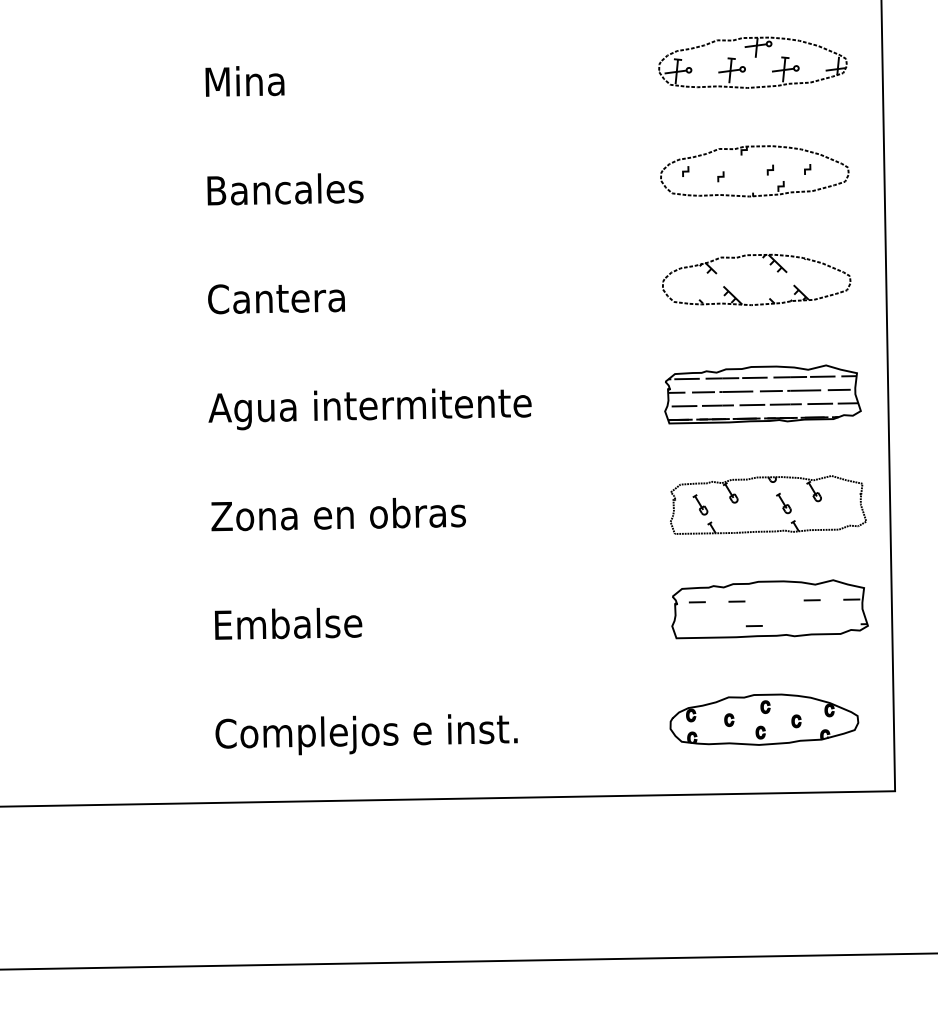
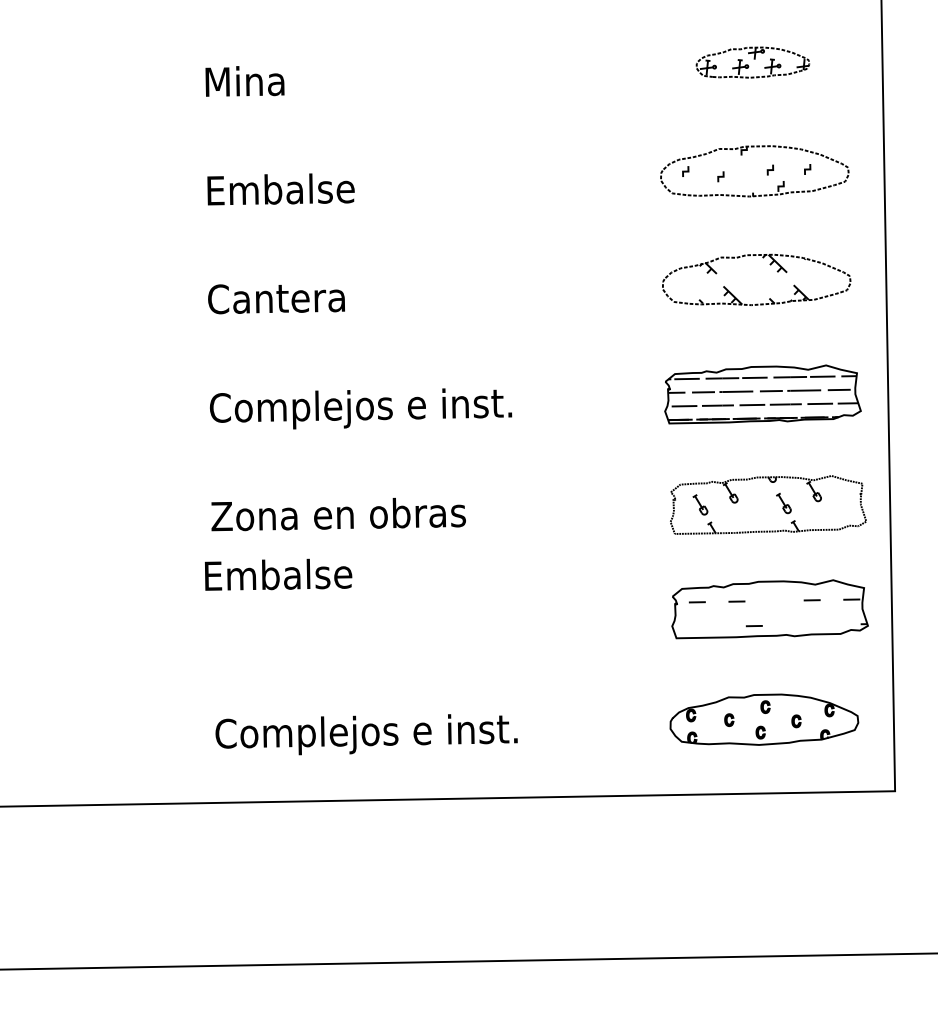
part size: 190x53 px -> 116x33 px (752, 62)
text: Bancales -> Embalse (290, 189)
text: Agua intermitente -> Complejos e inst. (369, 409)
text position: (288, 623) -> (278, 574) (278, 574)
